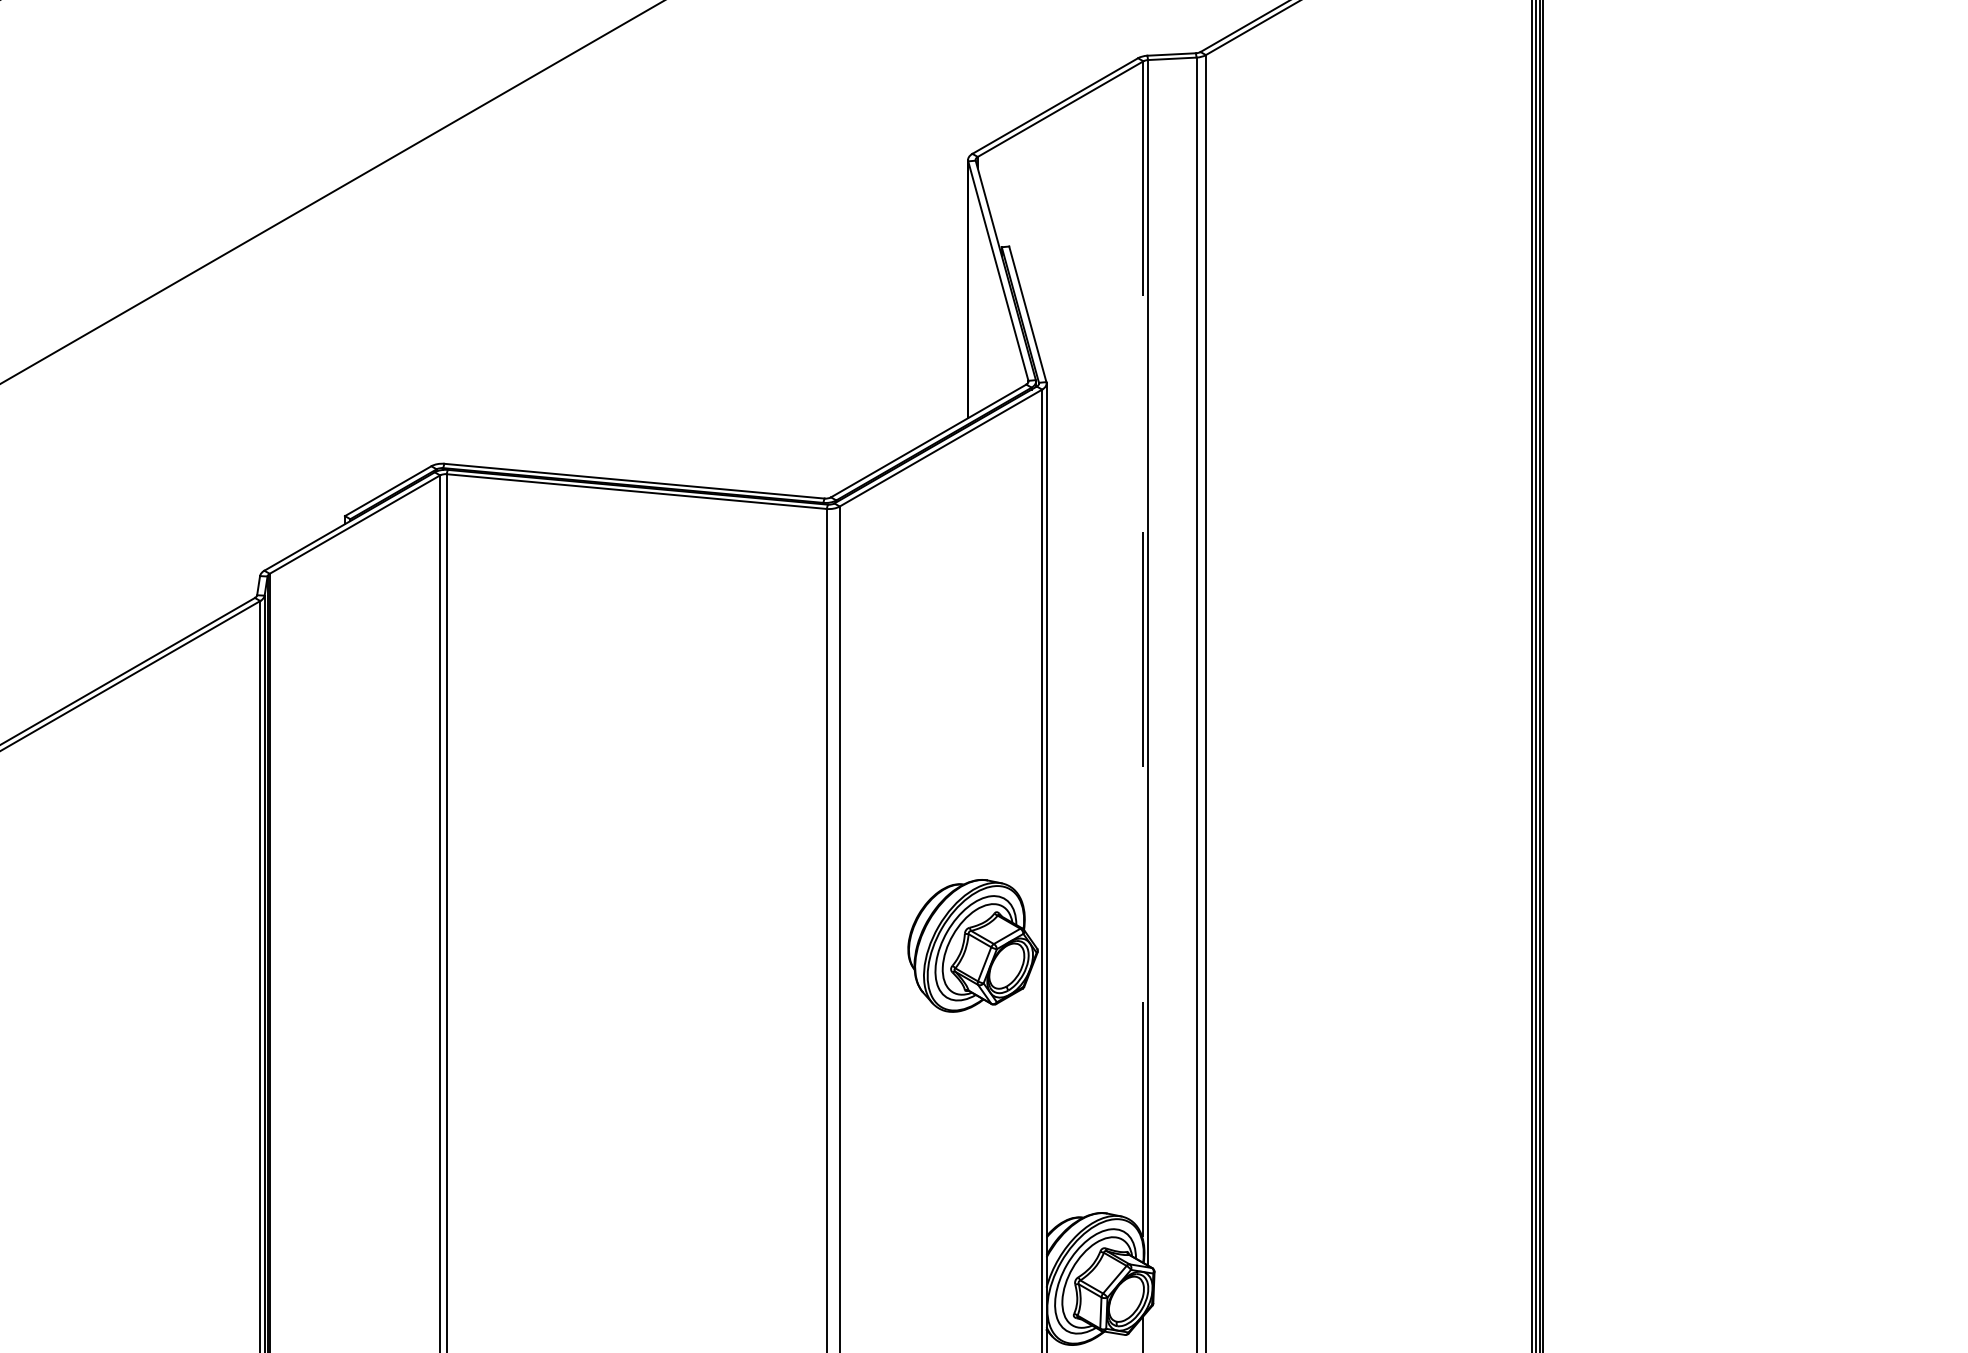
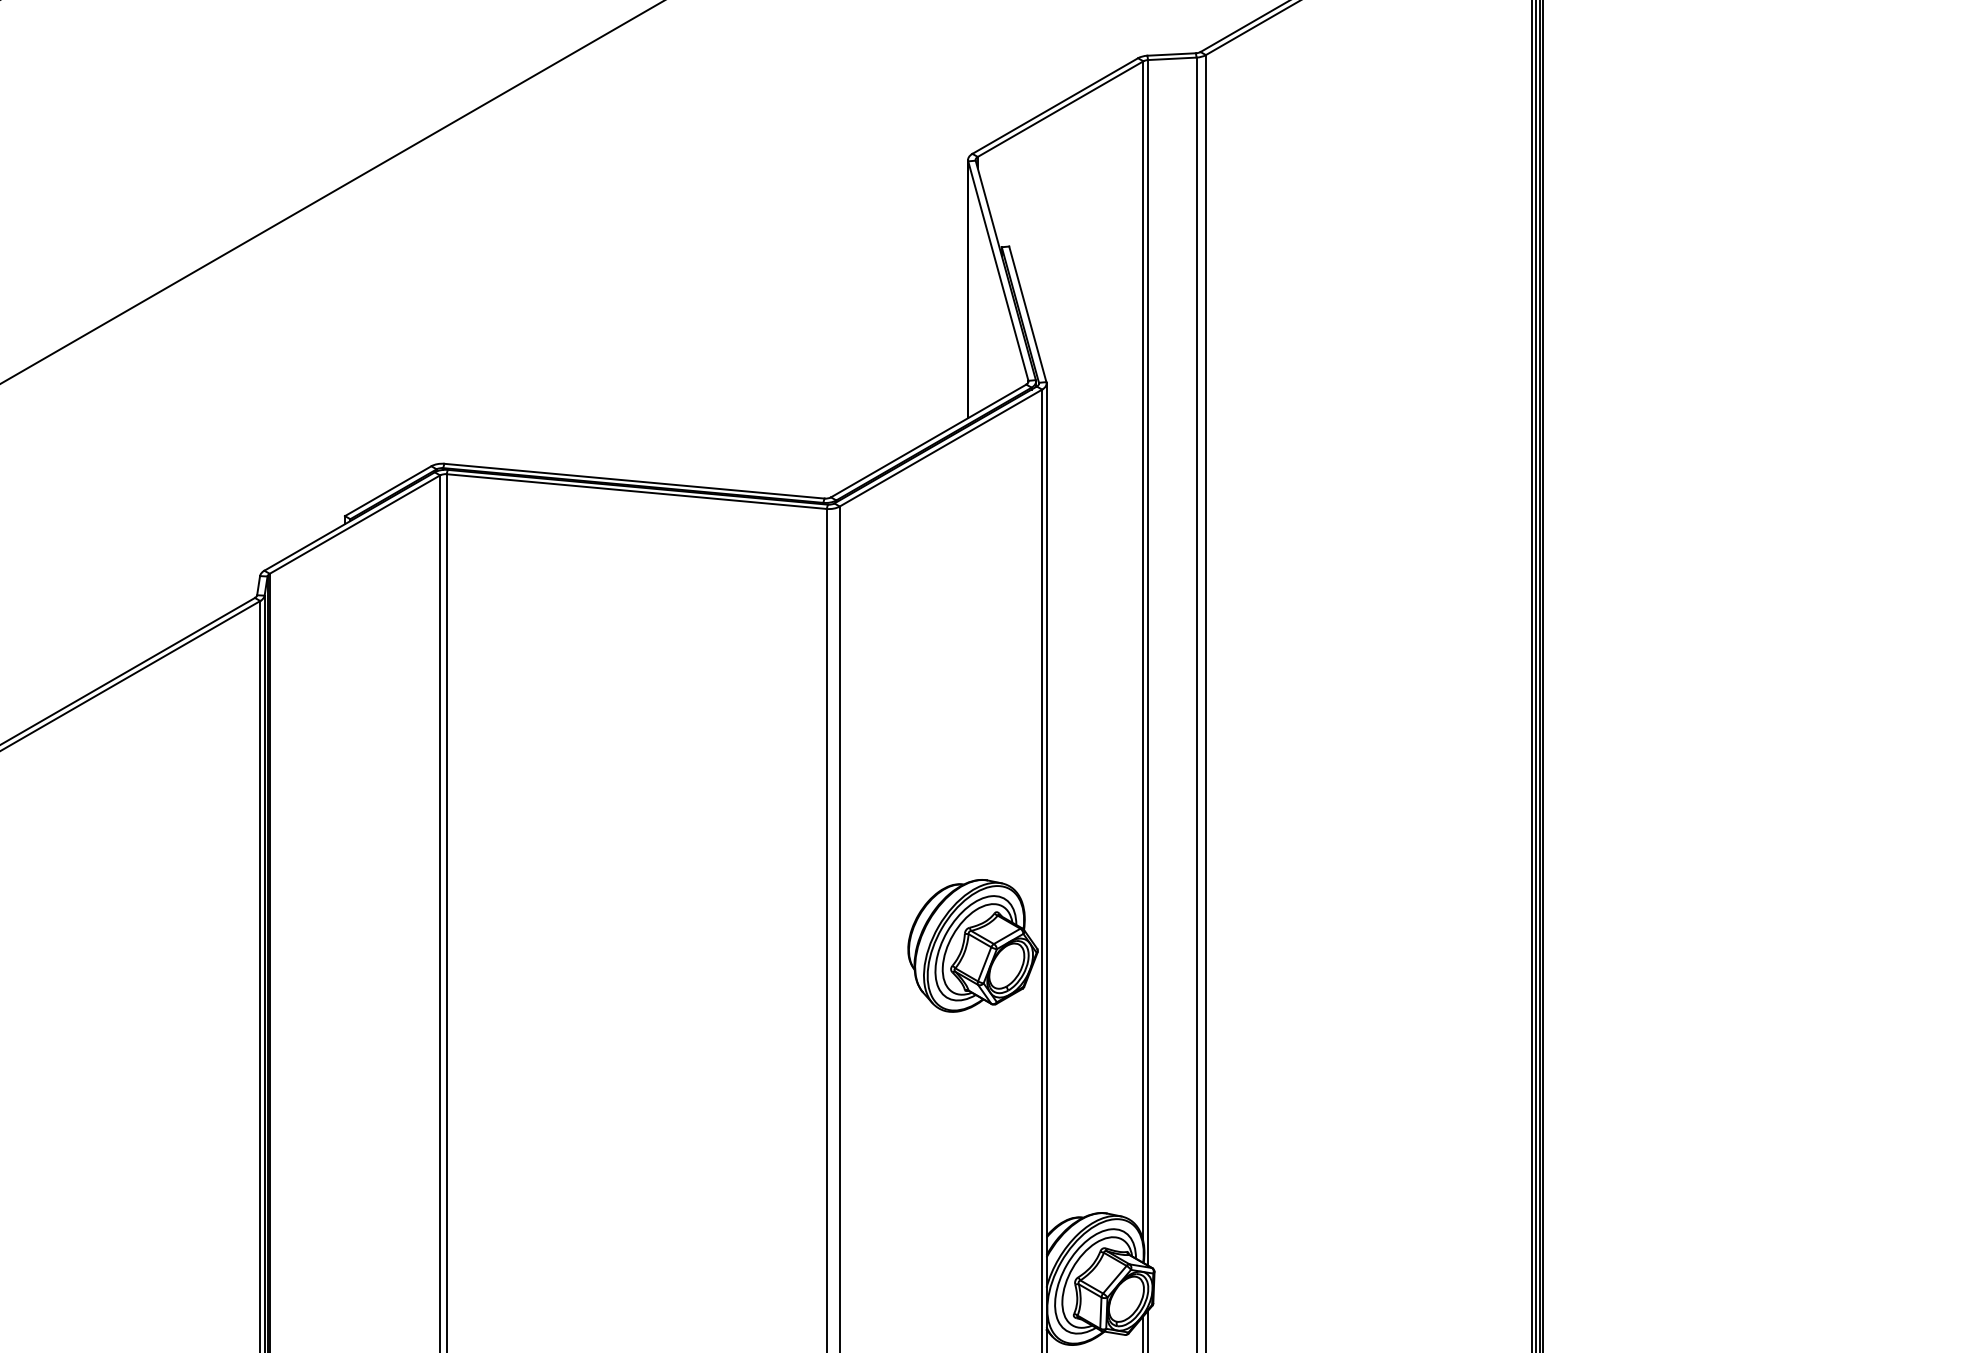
line: dashed -> solid (1143, 651)
line: none -> present (1148, 1329)
